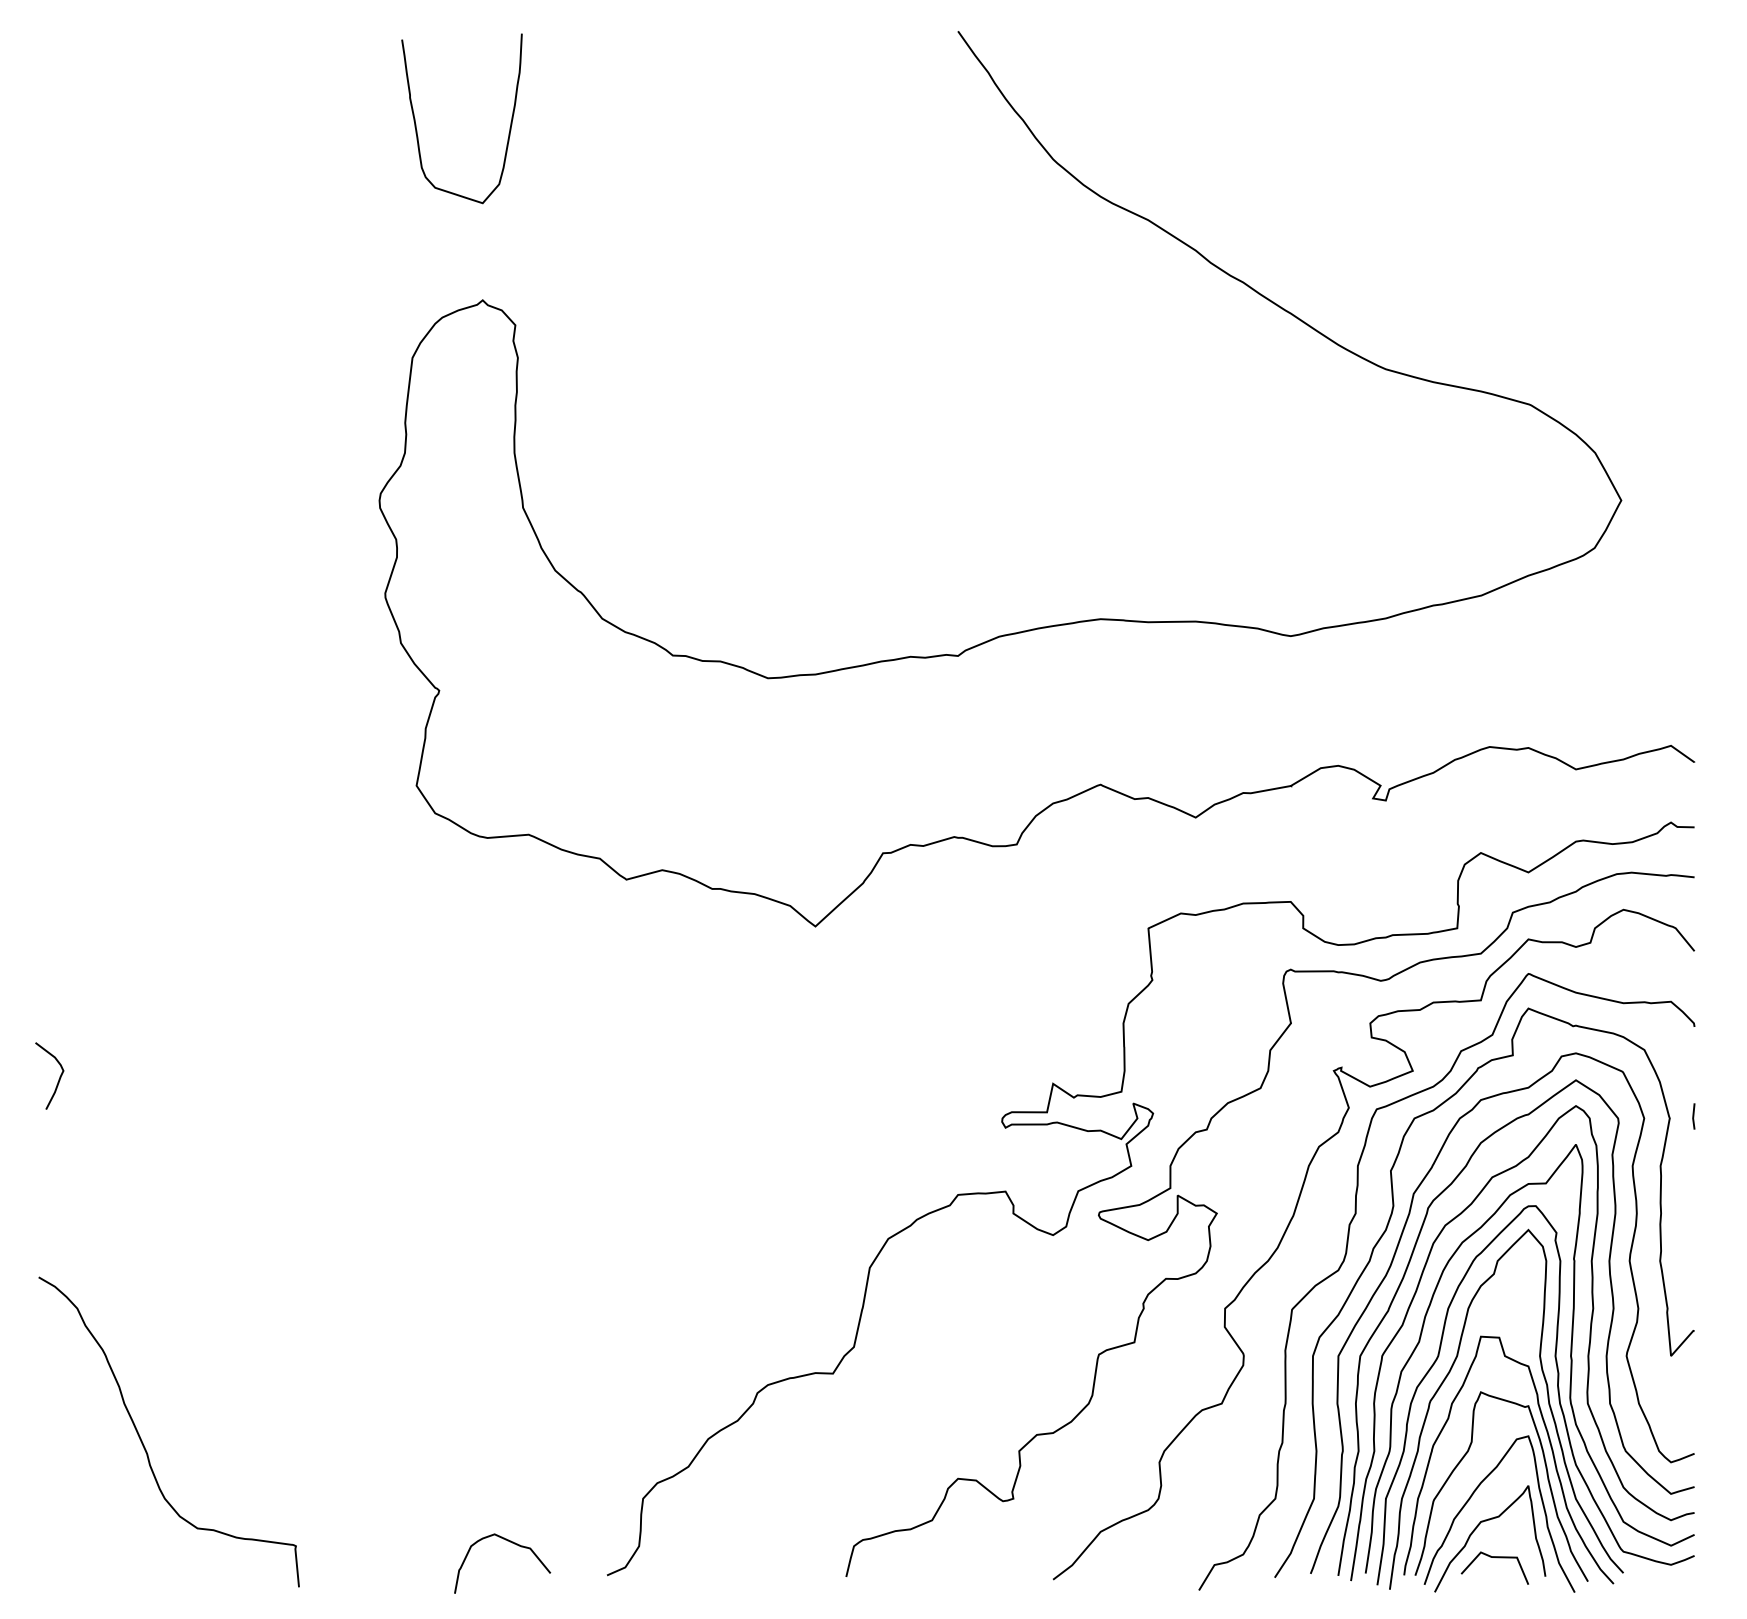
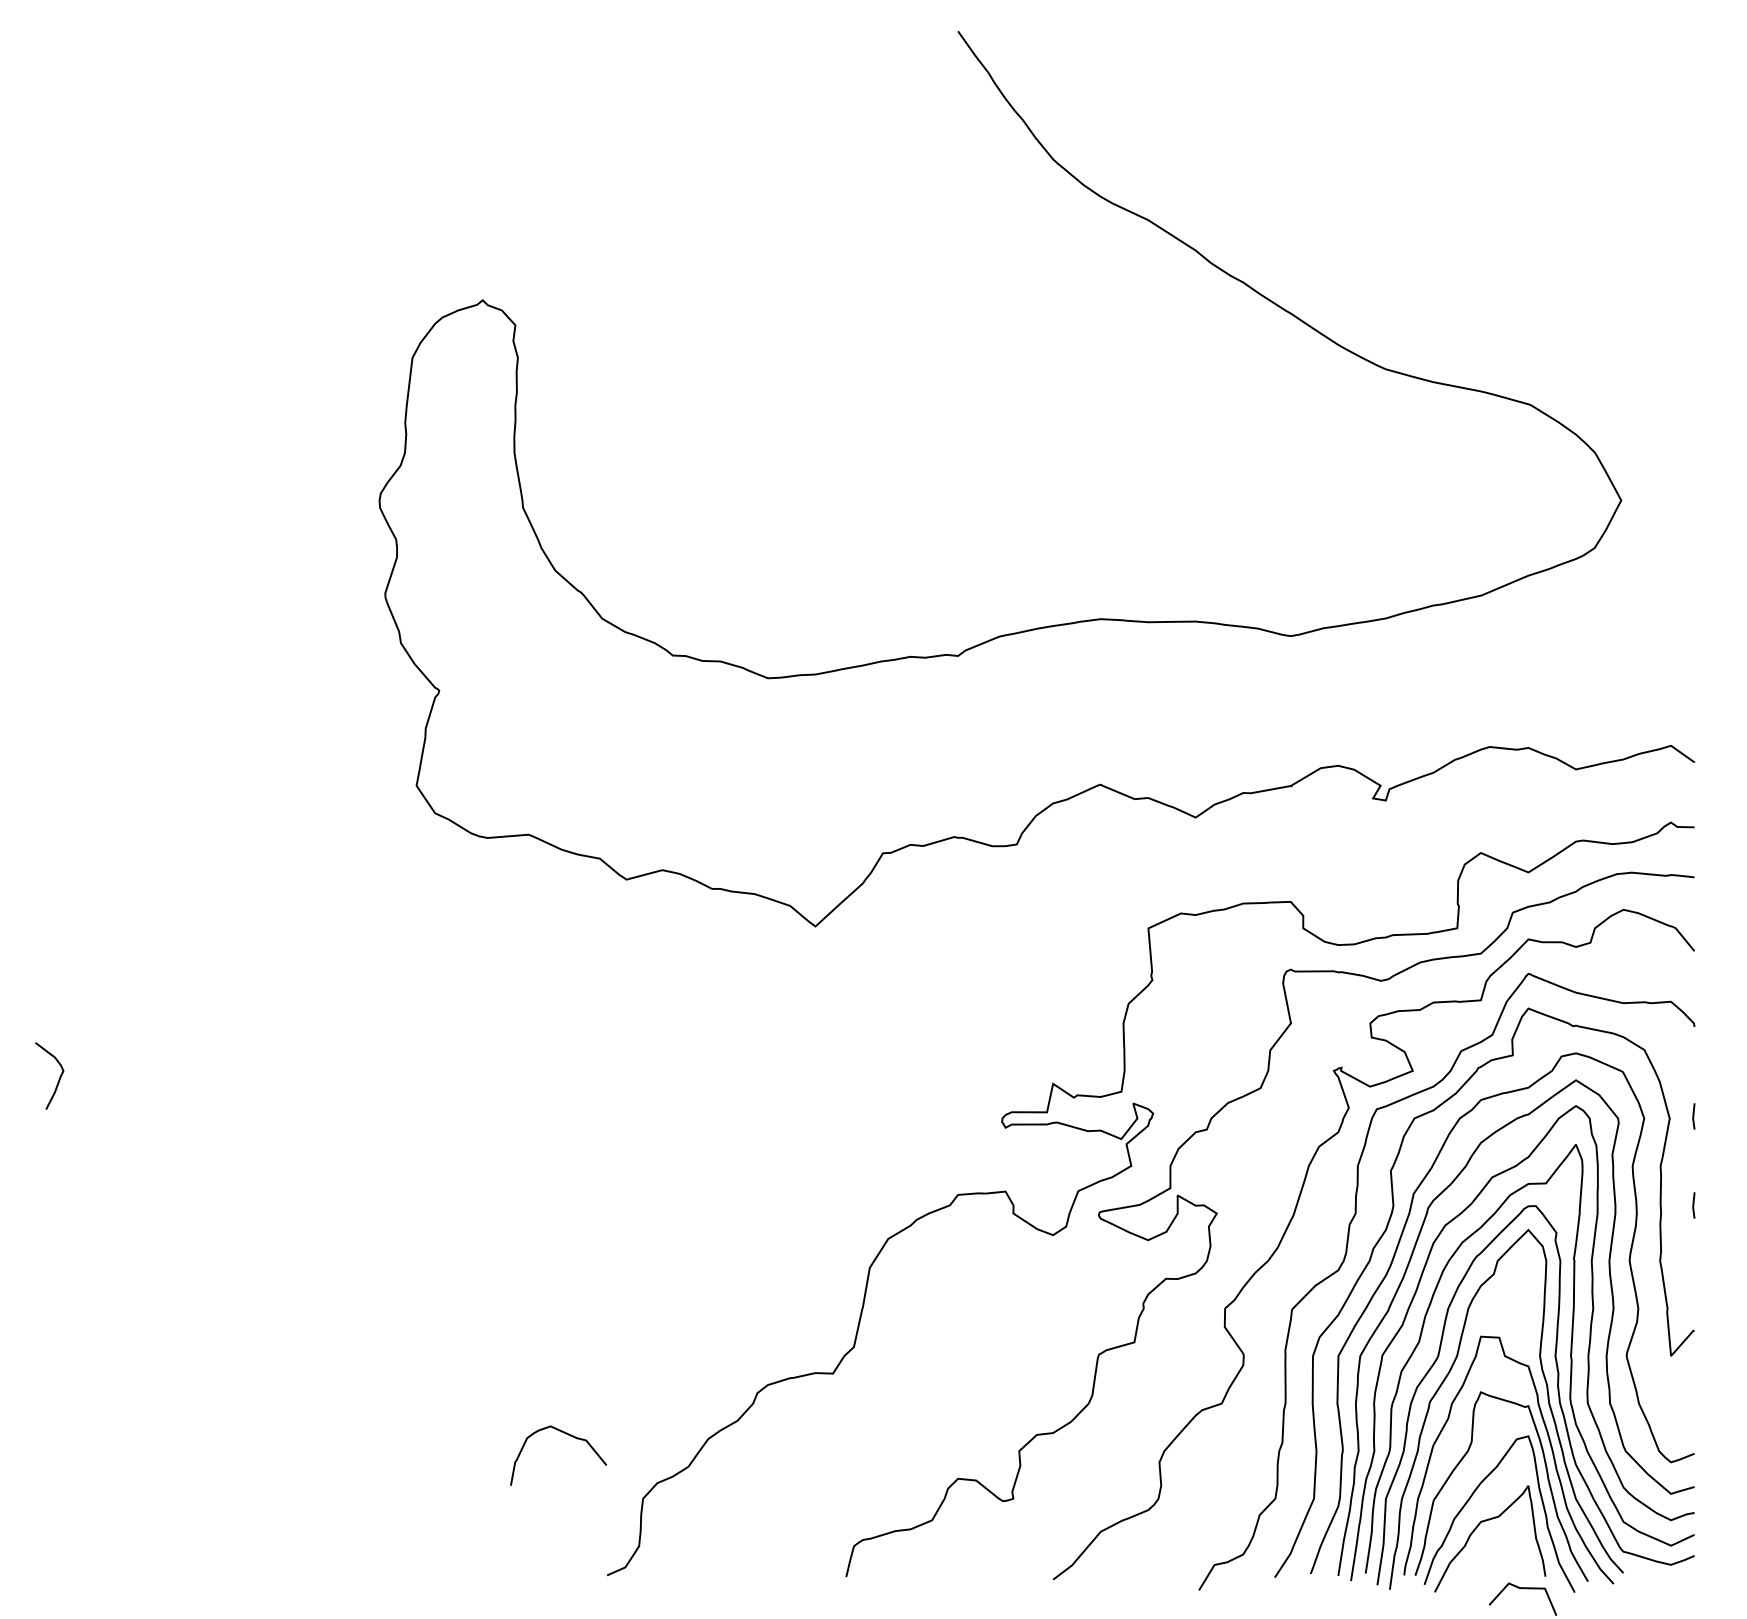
curve: present -> none (416, 124)
line: none -> present (1693, 1205)
curve: present -> none (143, 1442)
curve position: (512, 1543) -> (568, 1435) (568, 1435)
line position: (1496, 1558) -> (1524, 1589) (1524, 1589)
